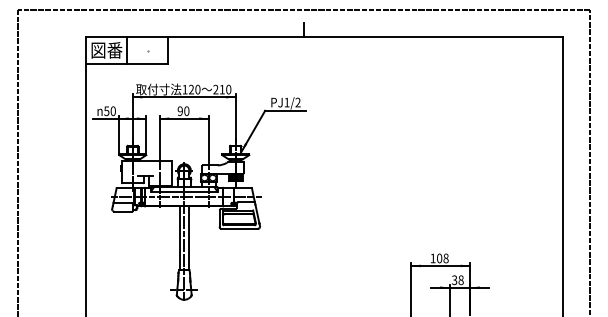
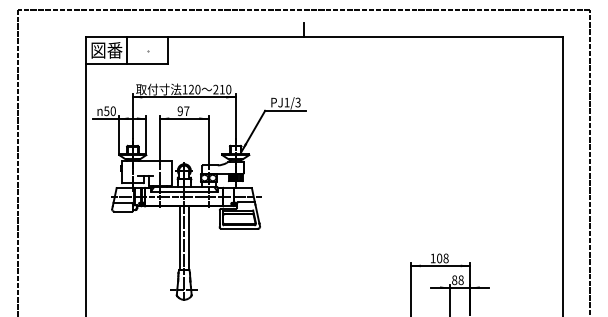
text: PJ1/2 -> PJ1/3 (297, 103)
text: 90 -> 97 (186, 111)
text: 38 -> 88 (454, 279)
